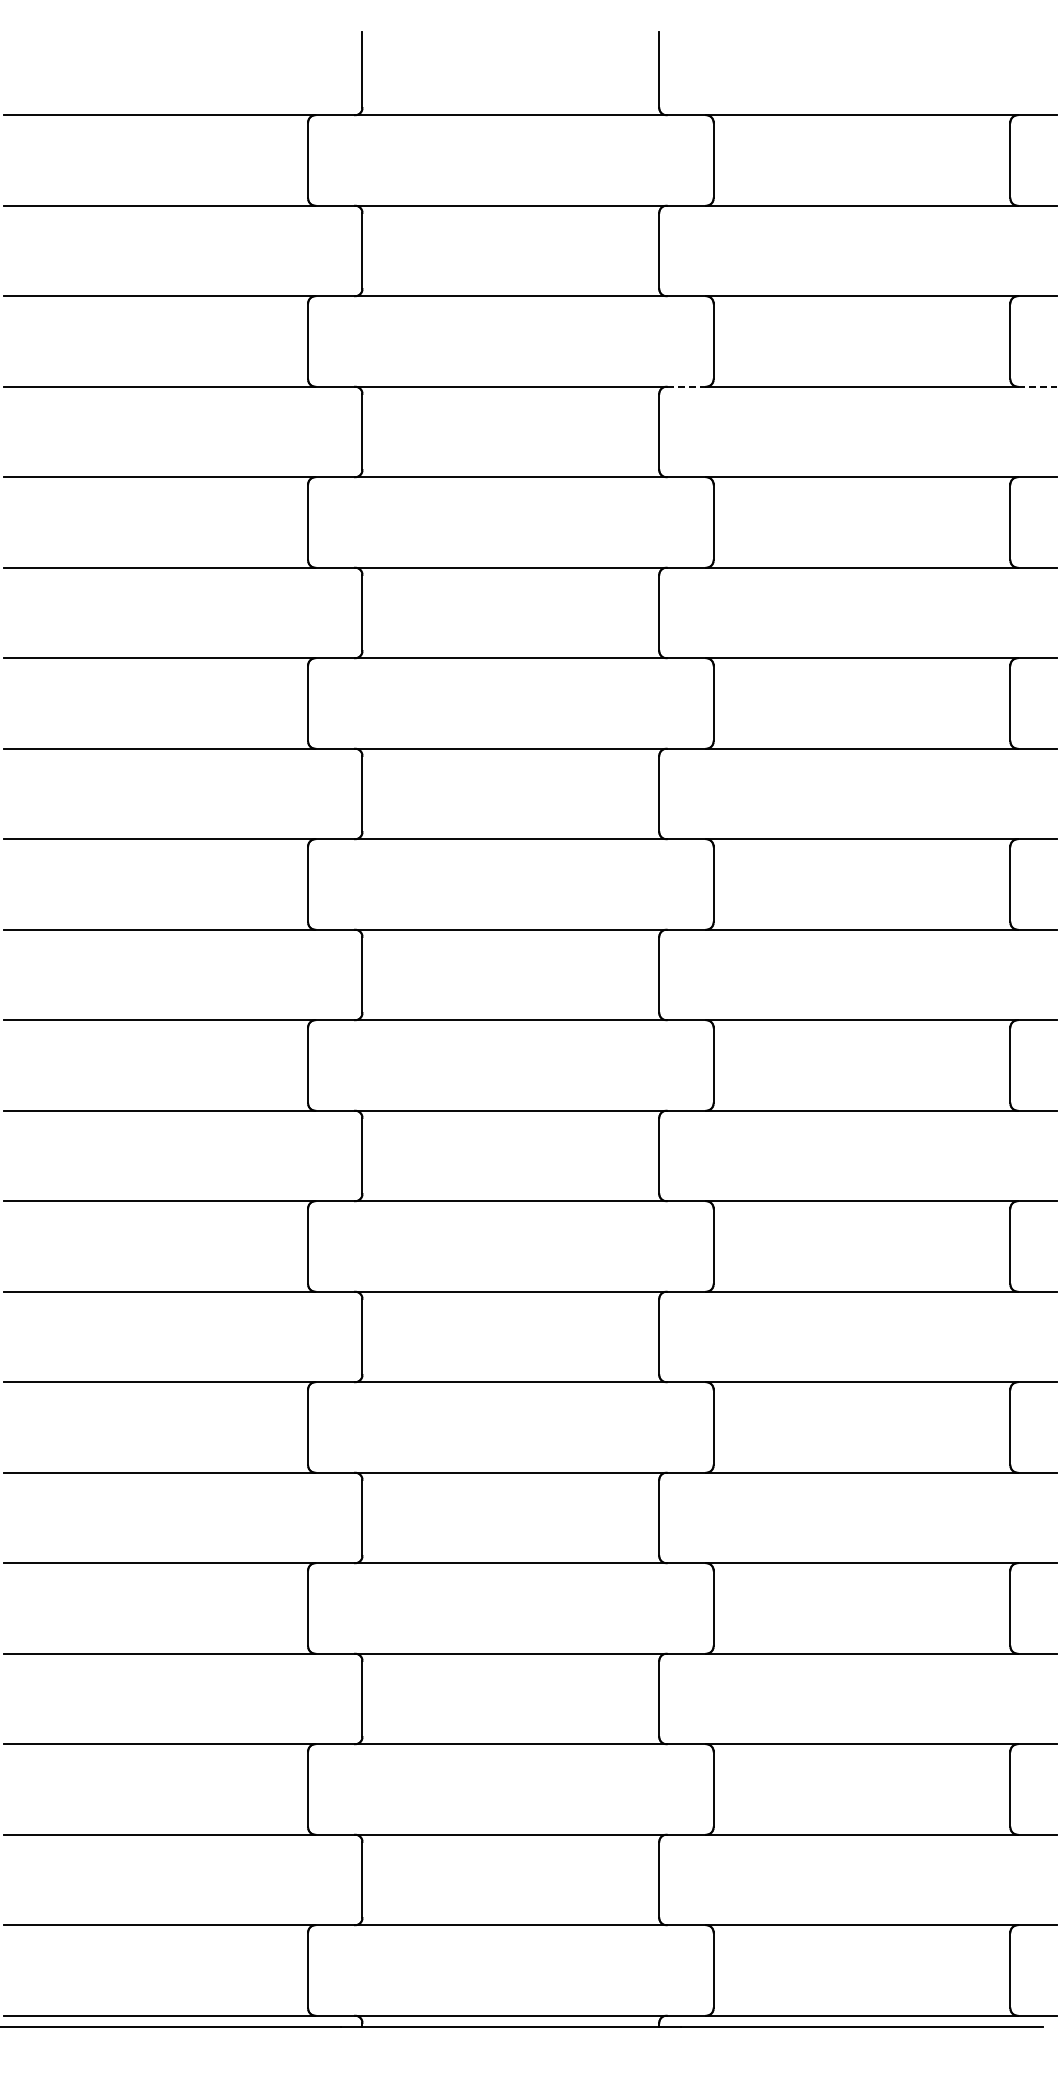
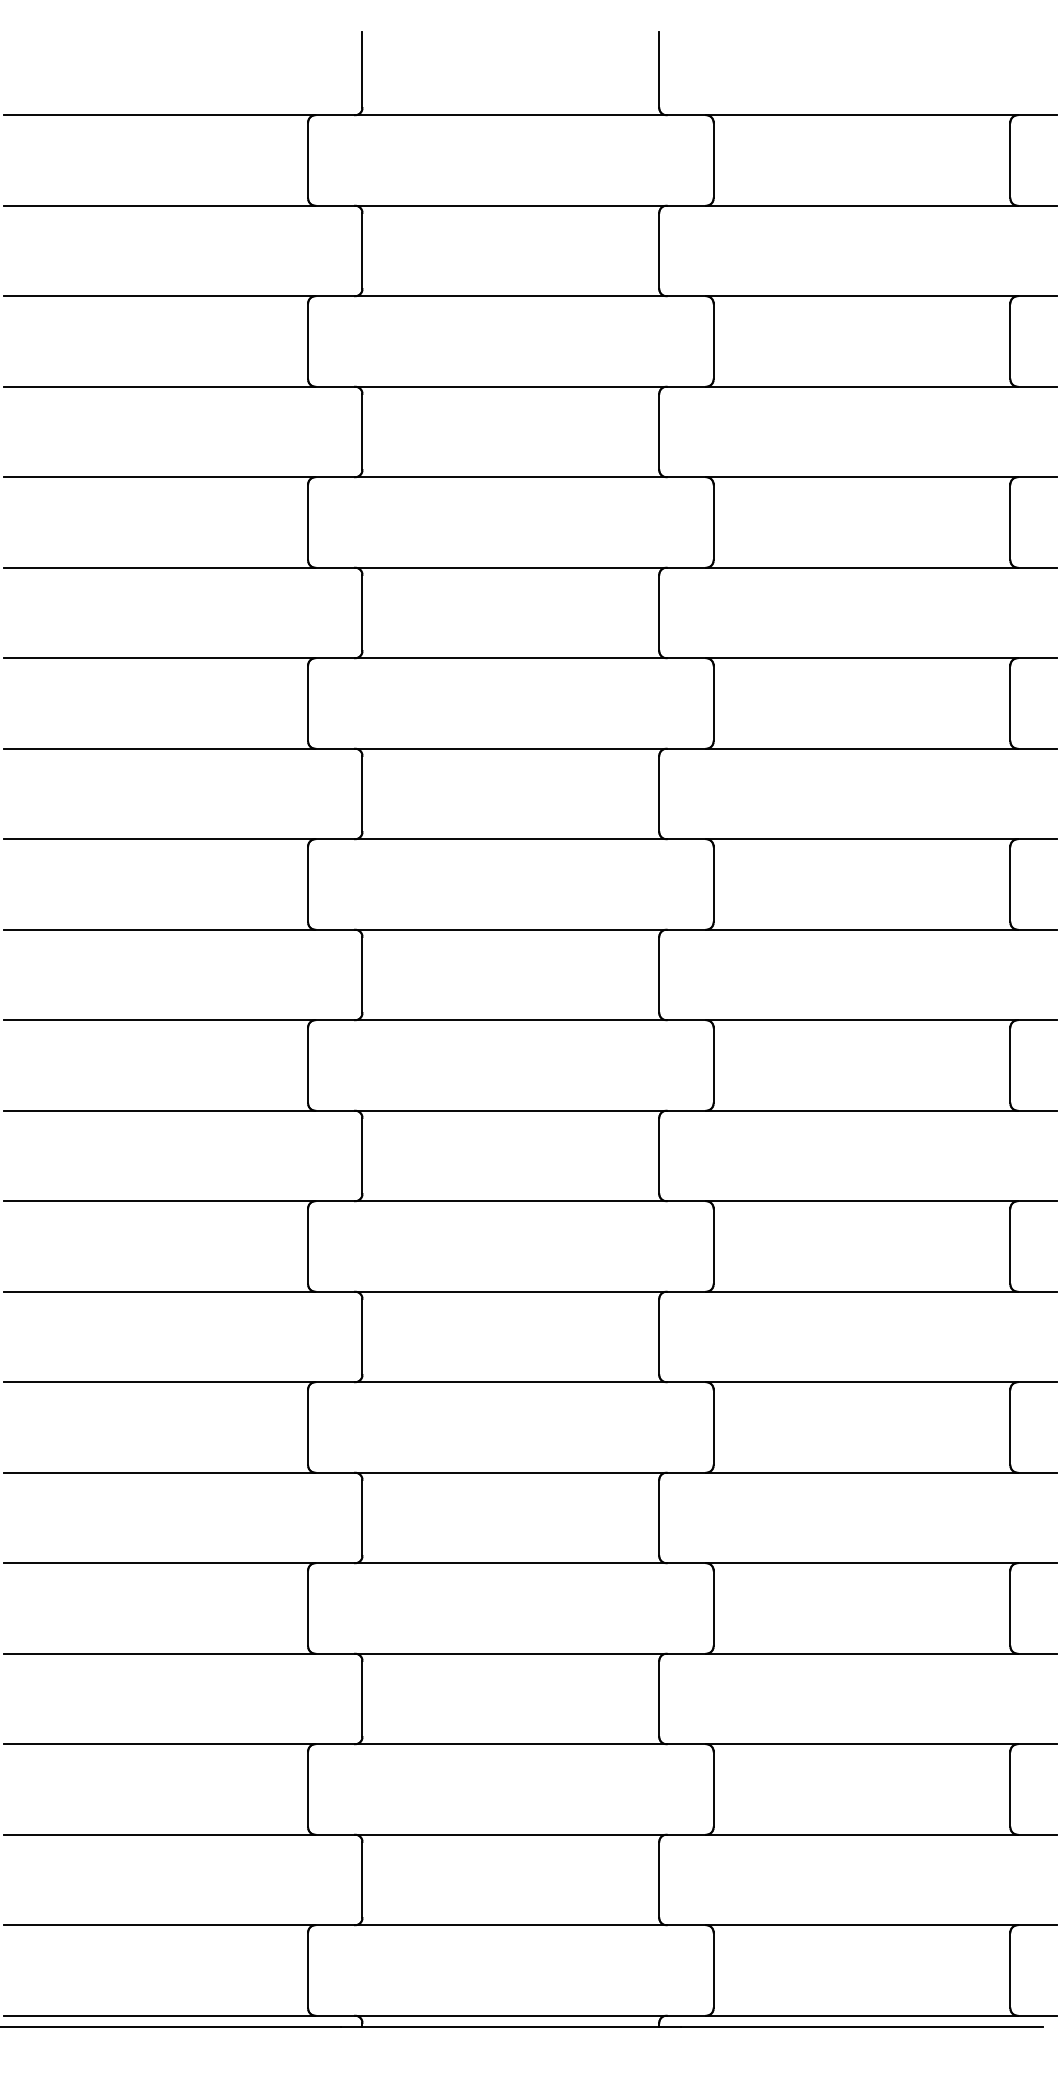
line: dashed -> solid (686, 386)
line: dashed -> solid (1037, 386)
